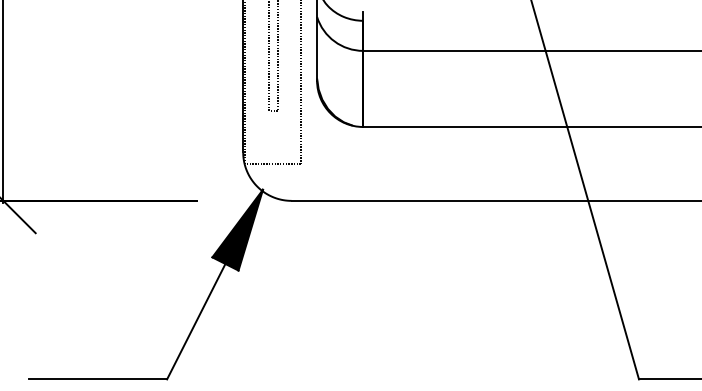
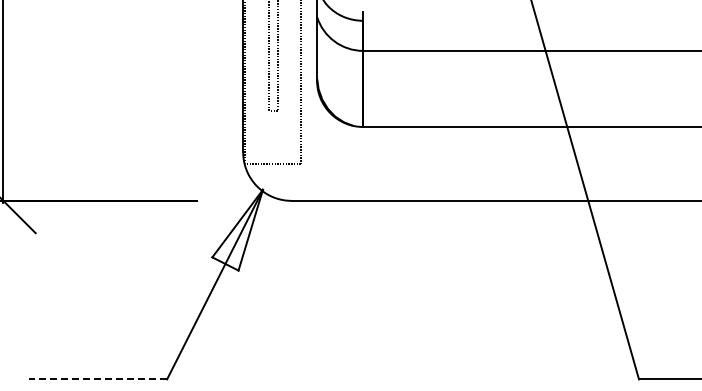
fill: present -> none (237, 229)
line: solid -> dashed (97, 379)
